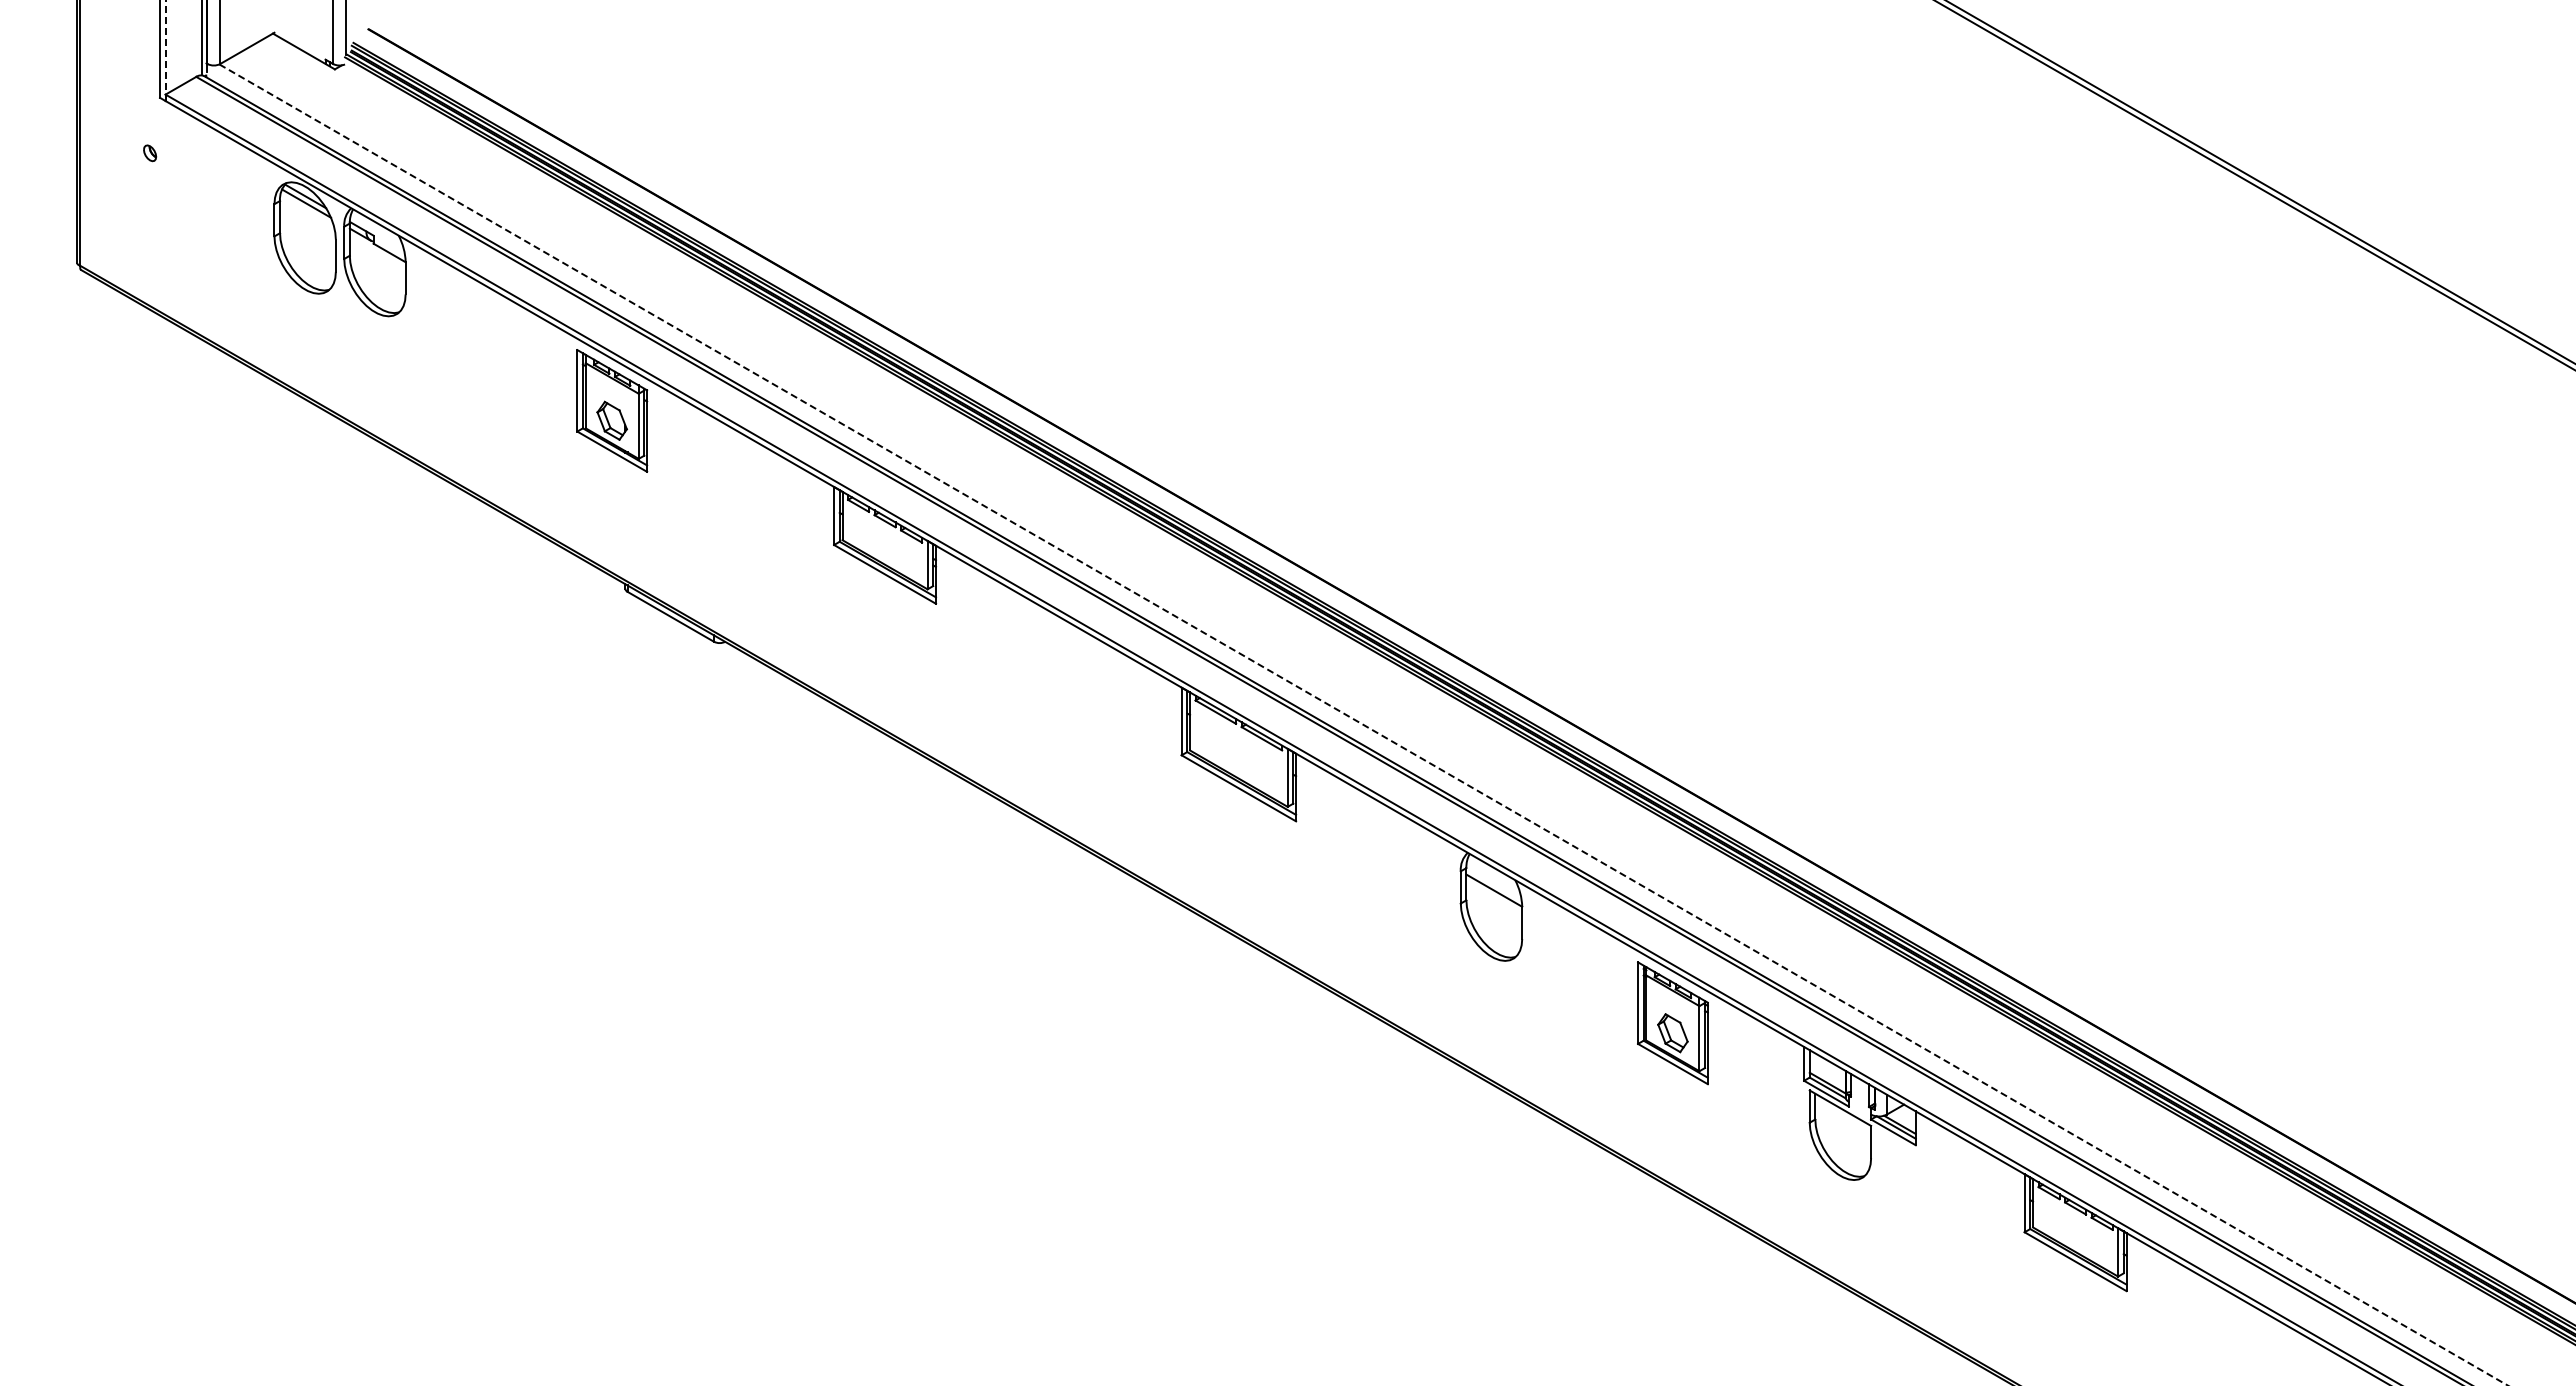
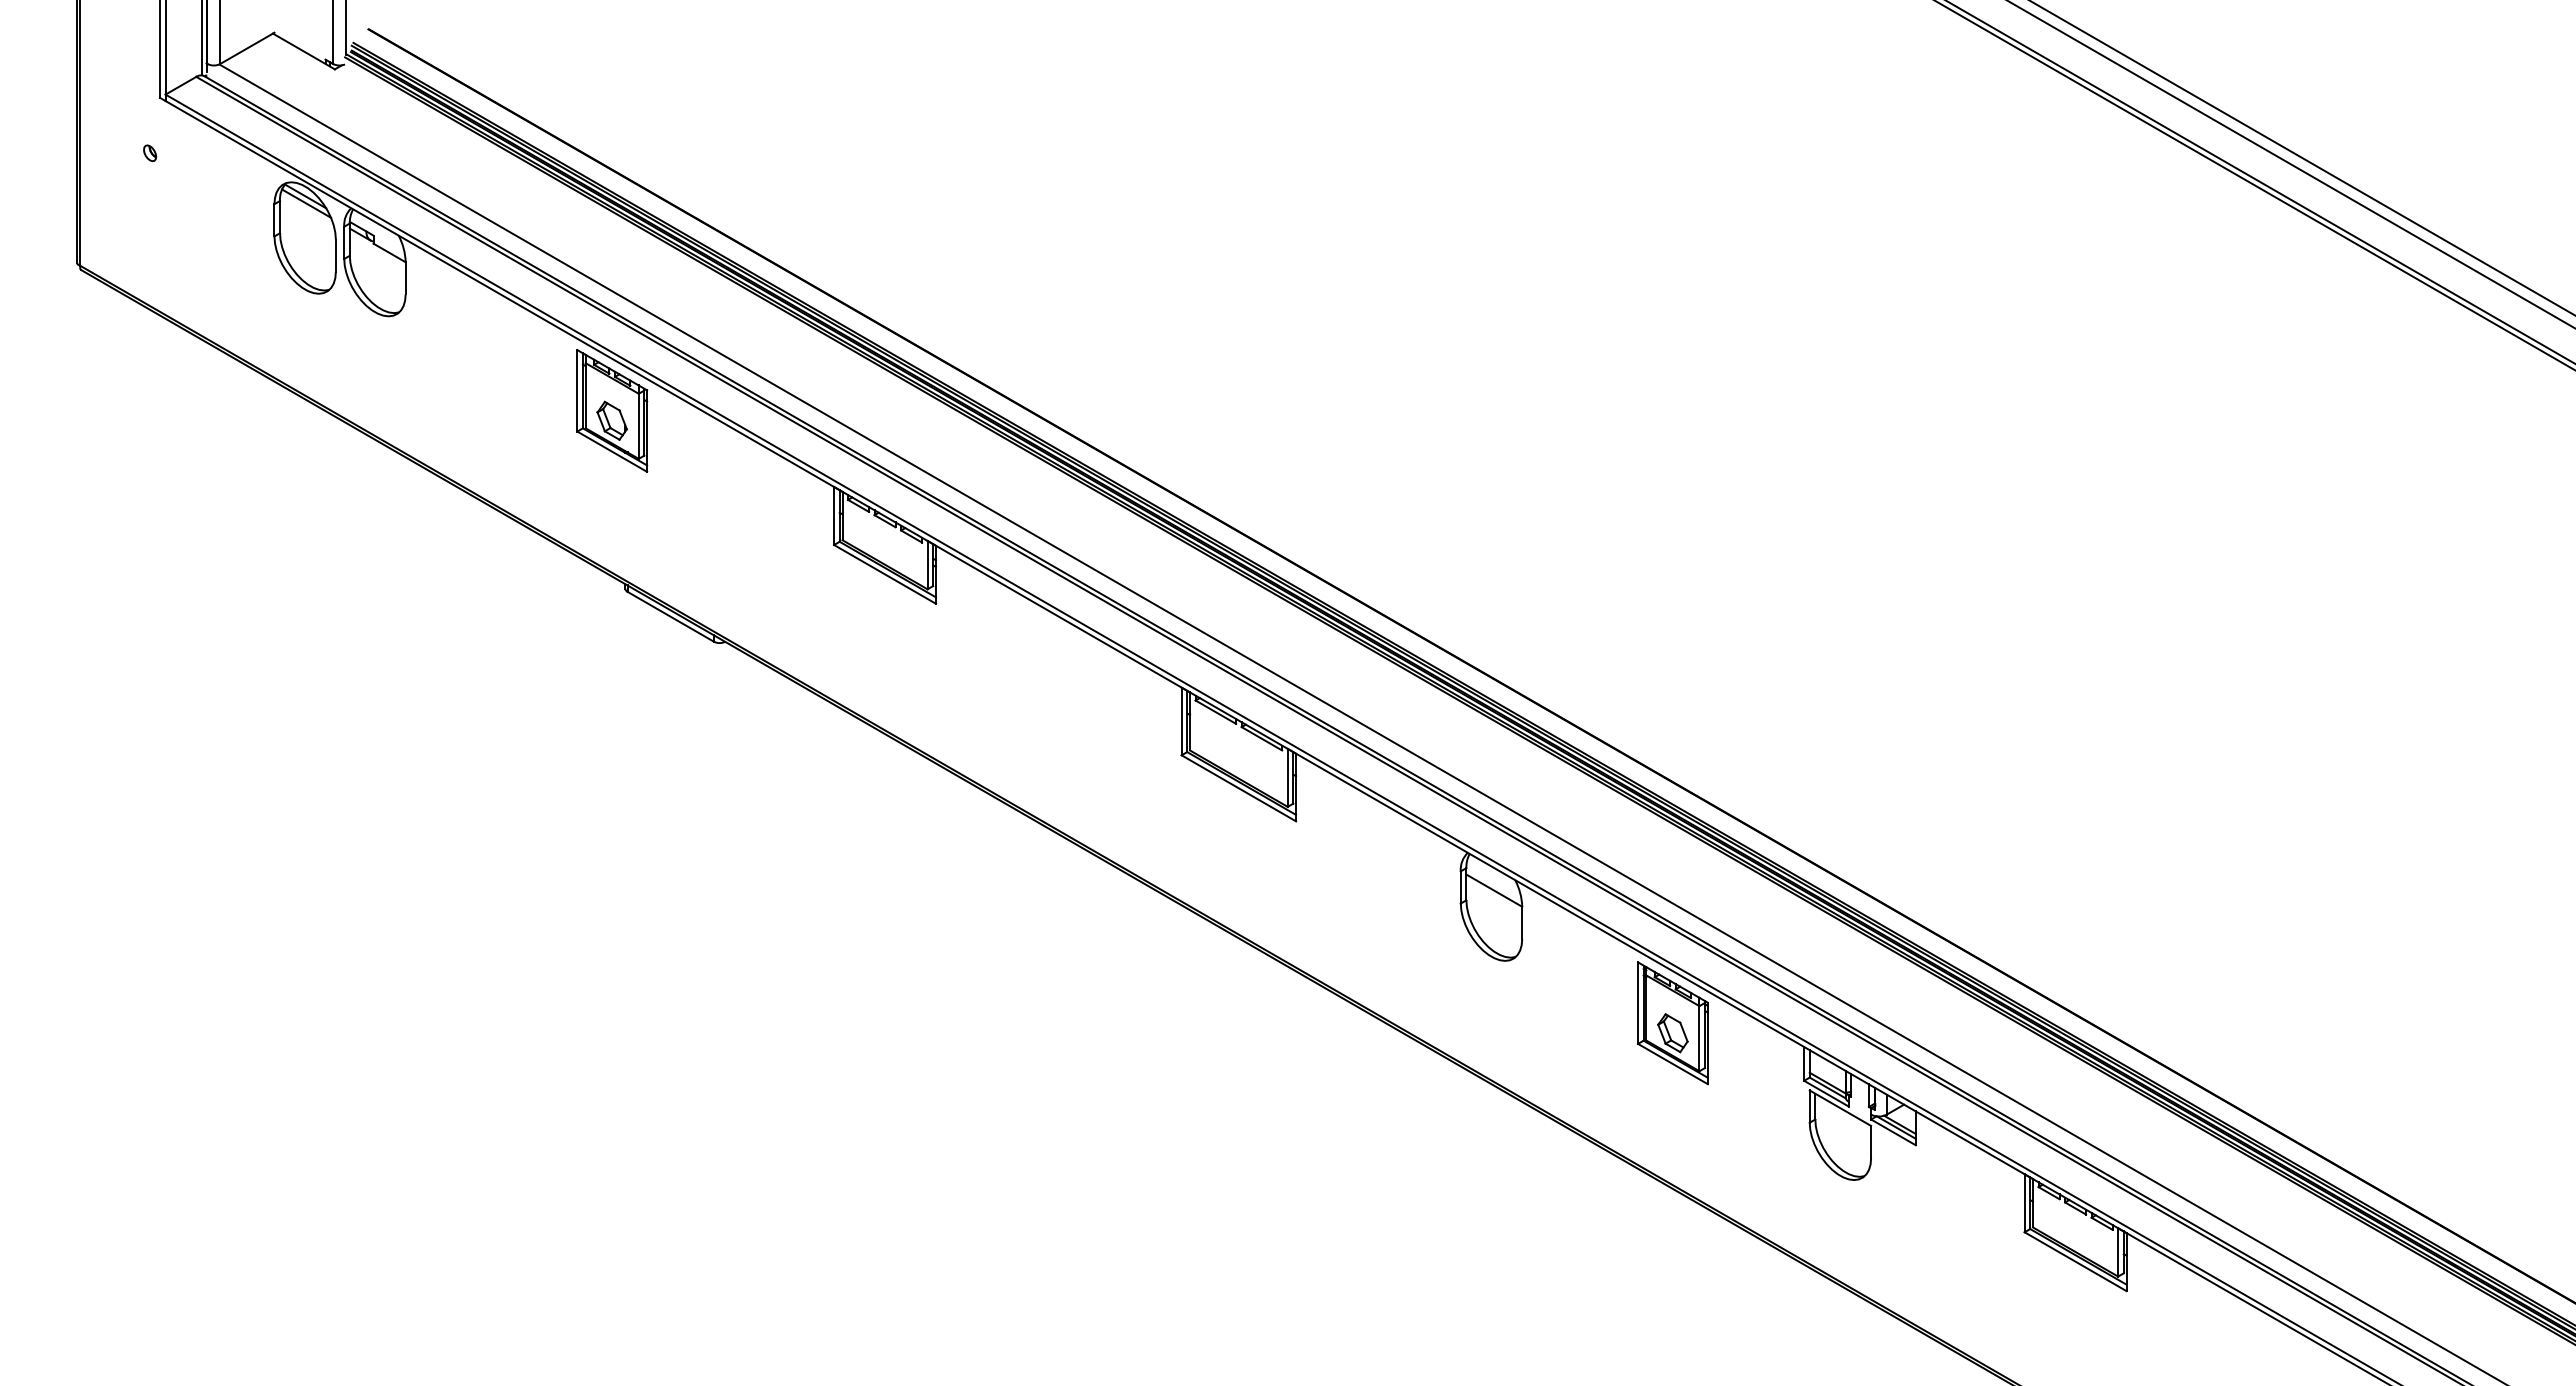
line: dashed -> solid (165, 50)
line: none -> present (2302, 158)
line: none -> present (2291, 164)
line: dashed -> solid (1364, 725)
